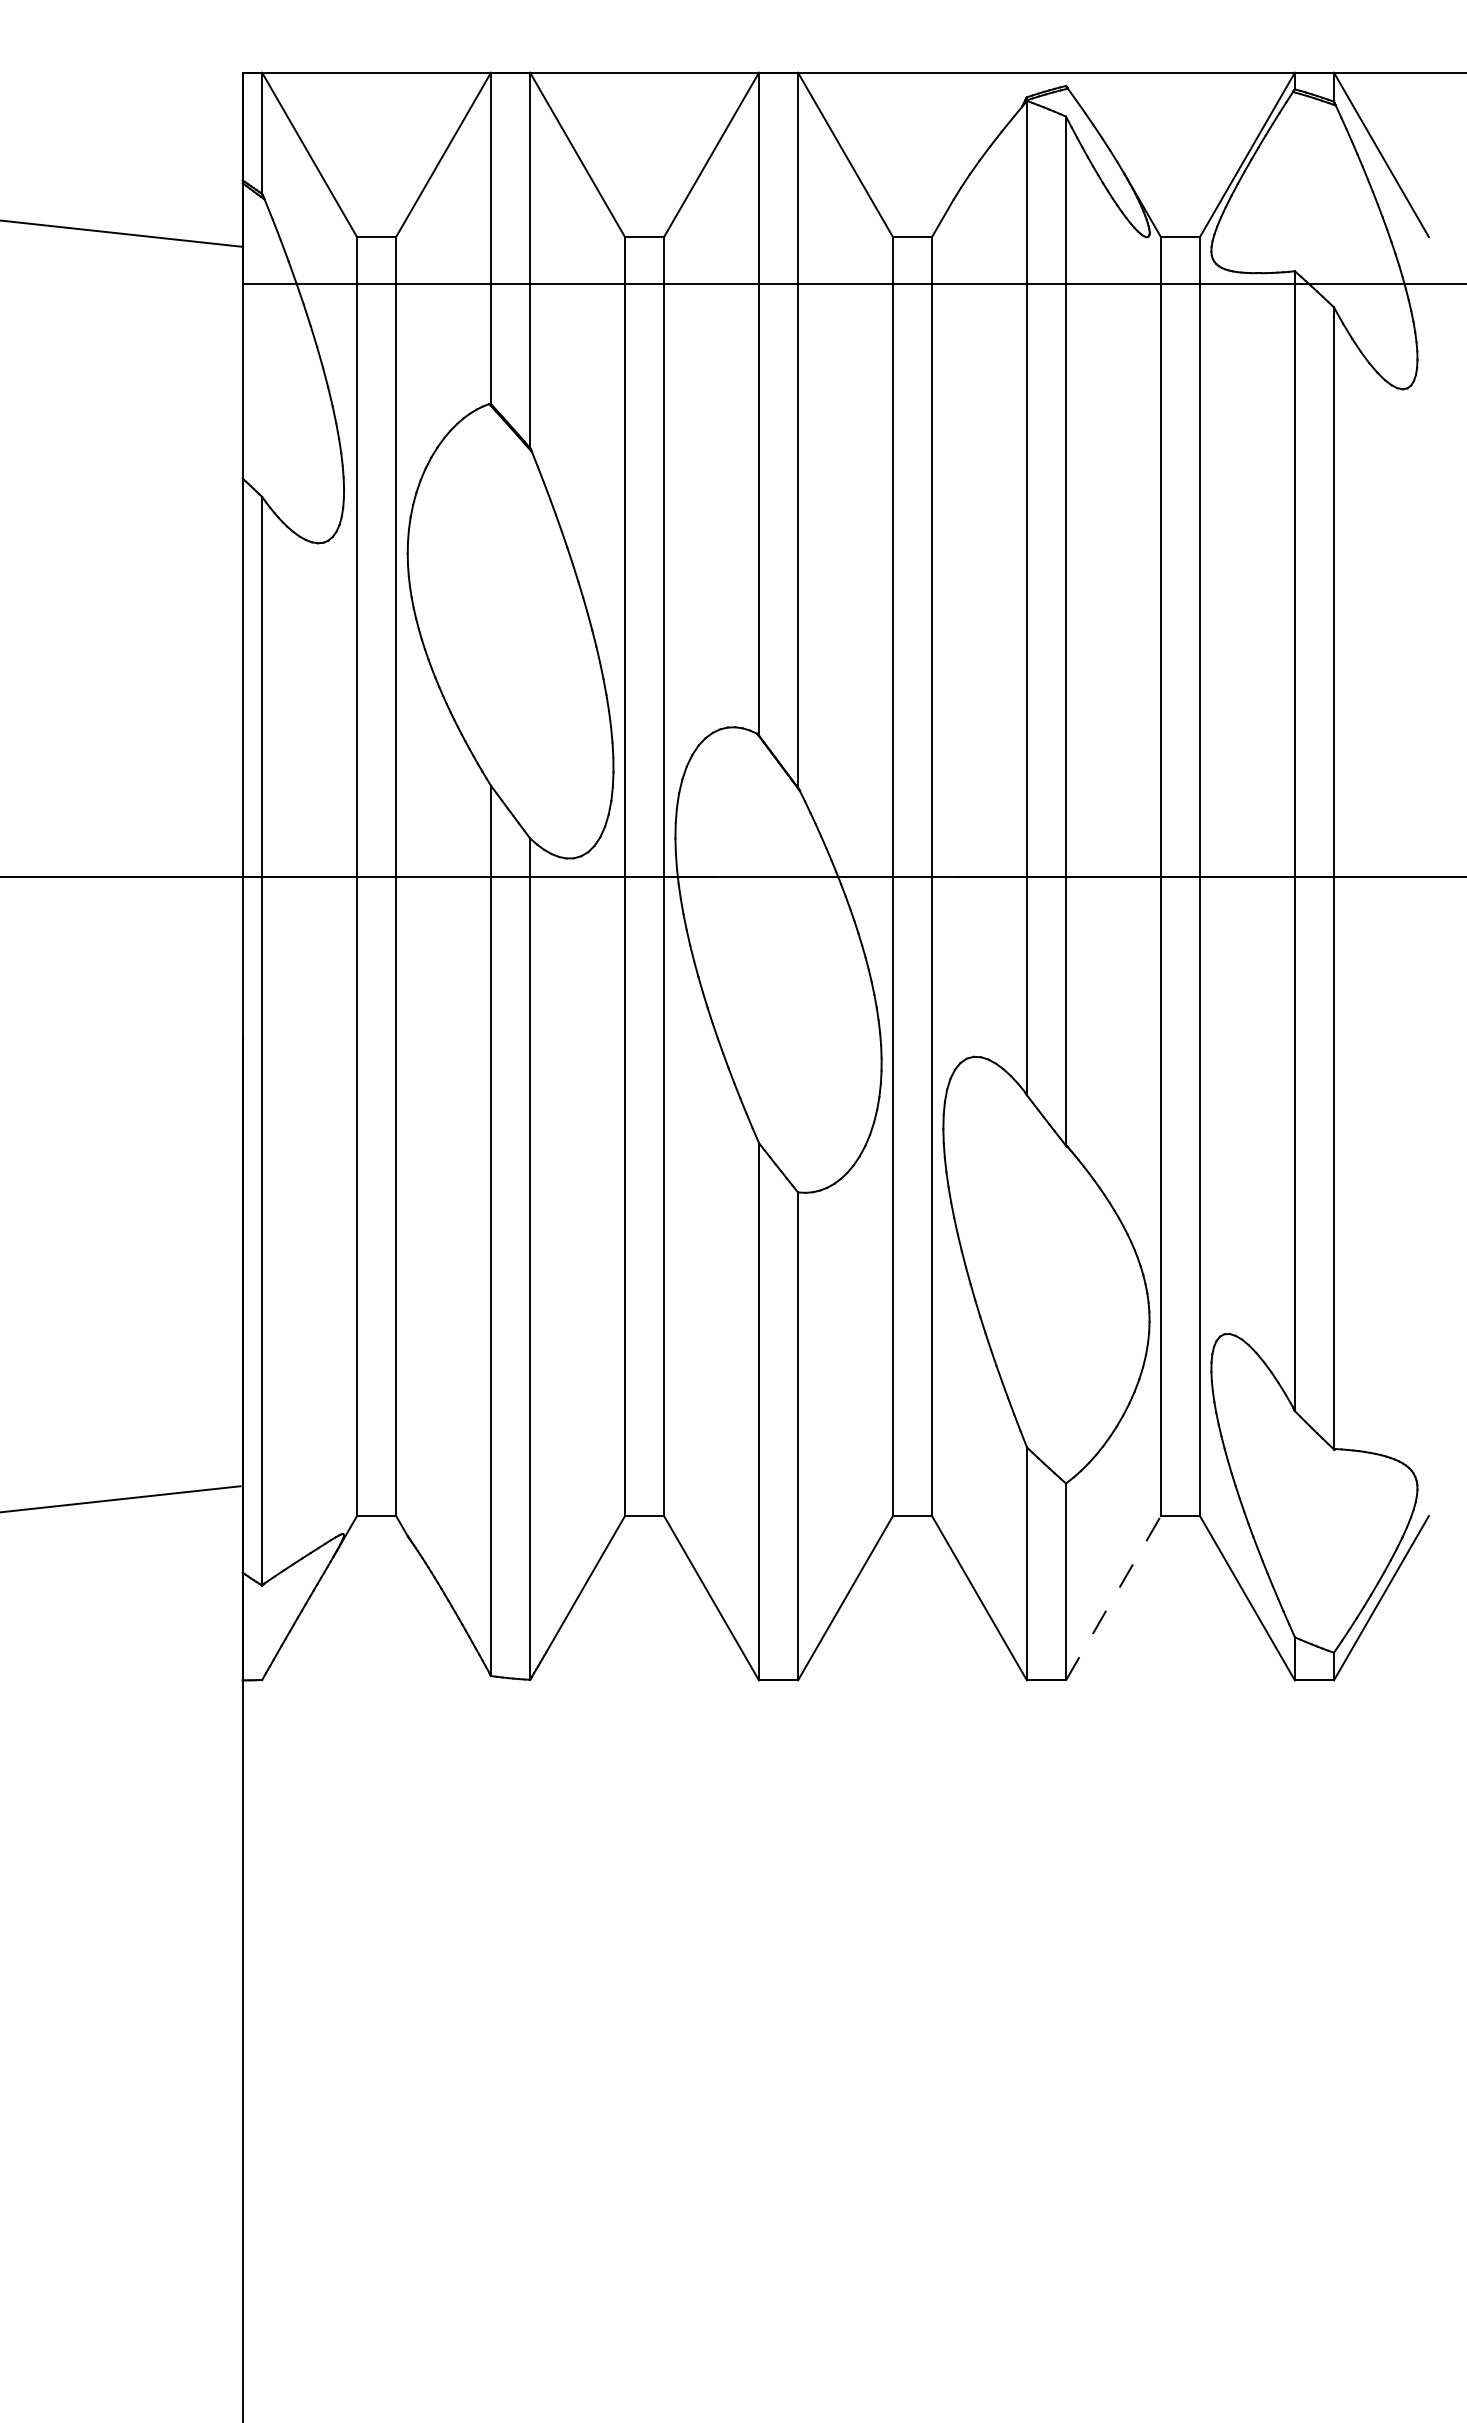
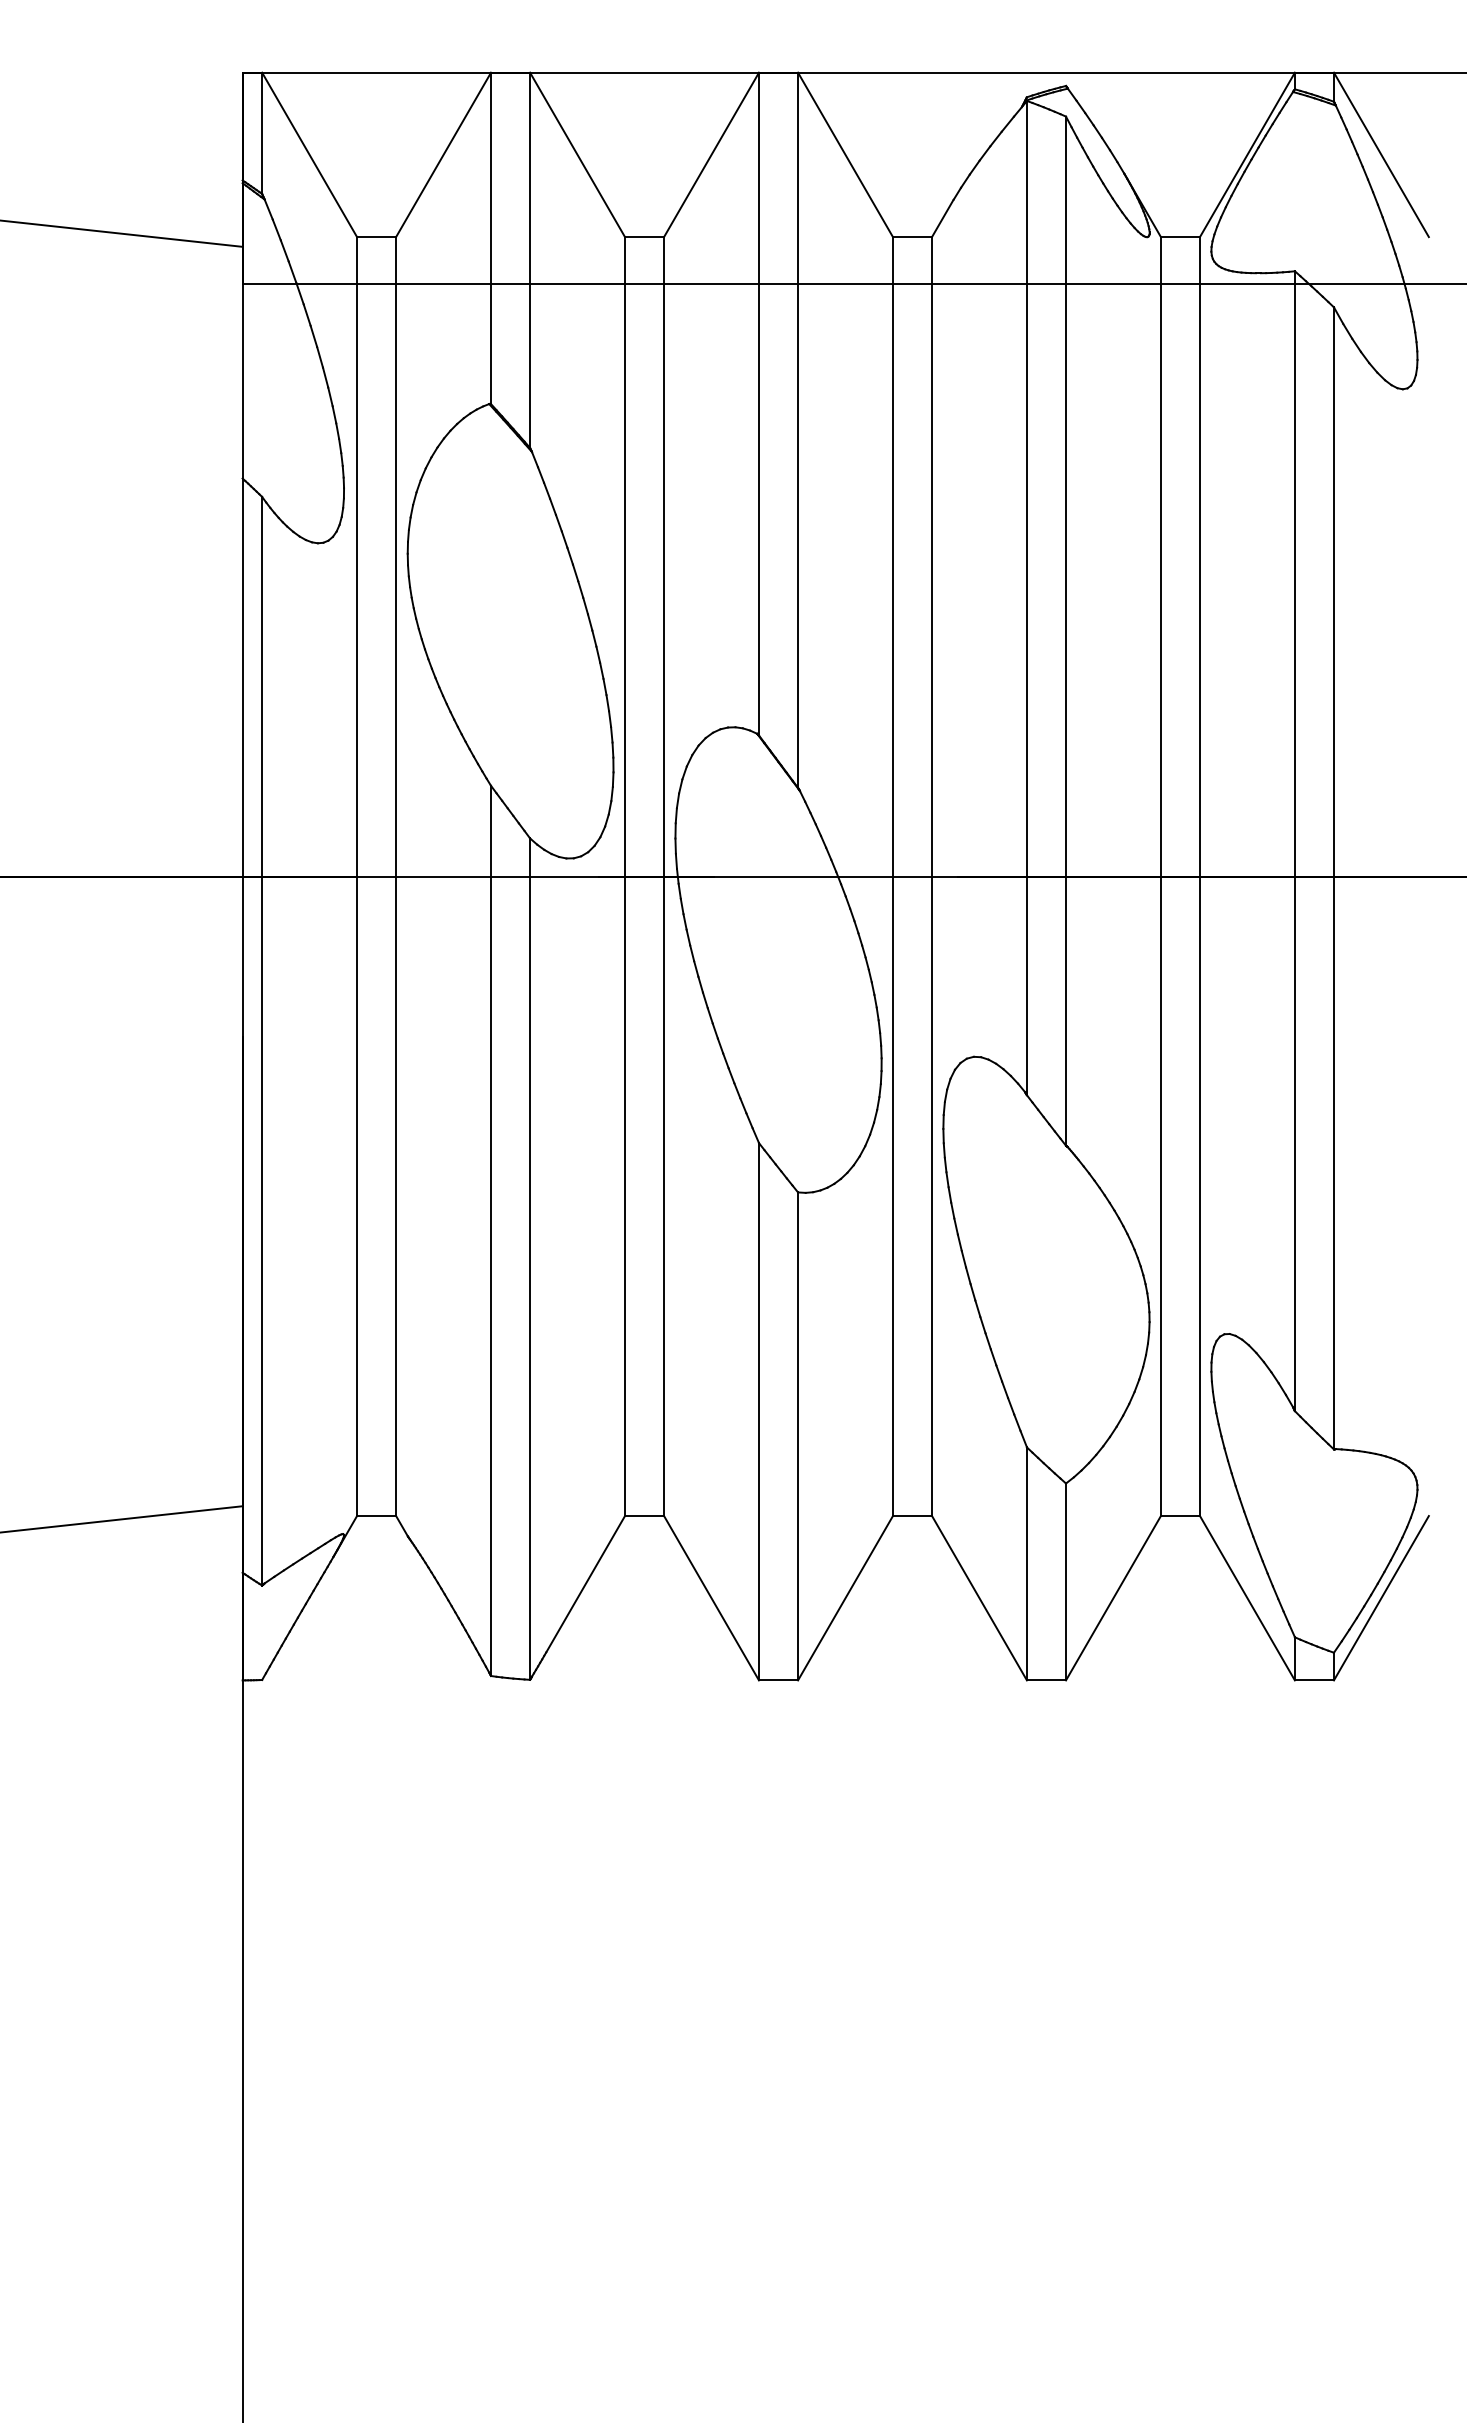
line position: (121, 1499) -> (122, 1519) (122, 1519)
line: dashed -> solid (1113, 1598)
